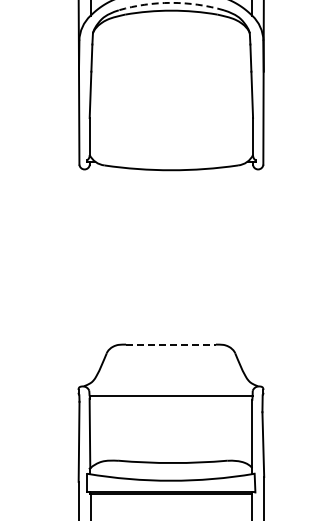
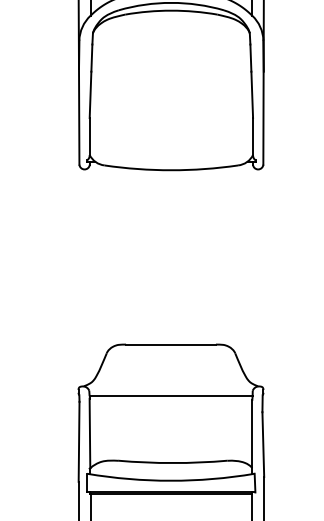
arc: dashed -> solid (171, 2)
line: dashed -> solid (171, 344)
